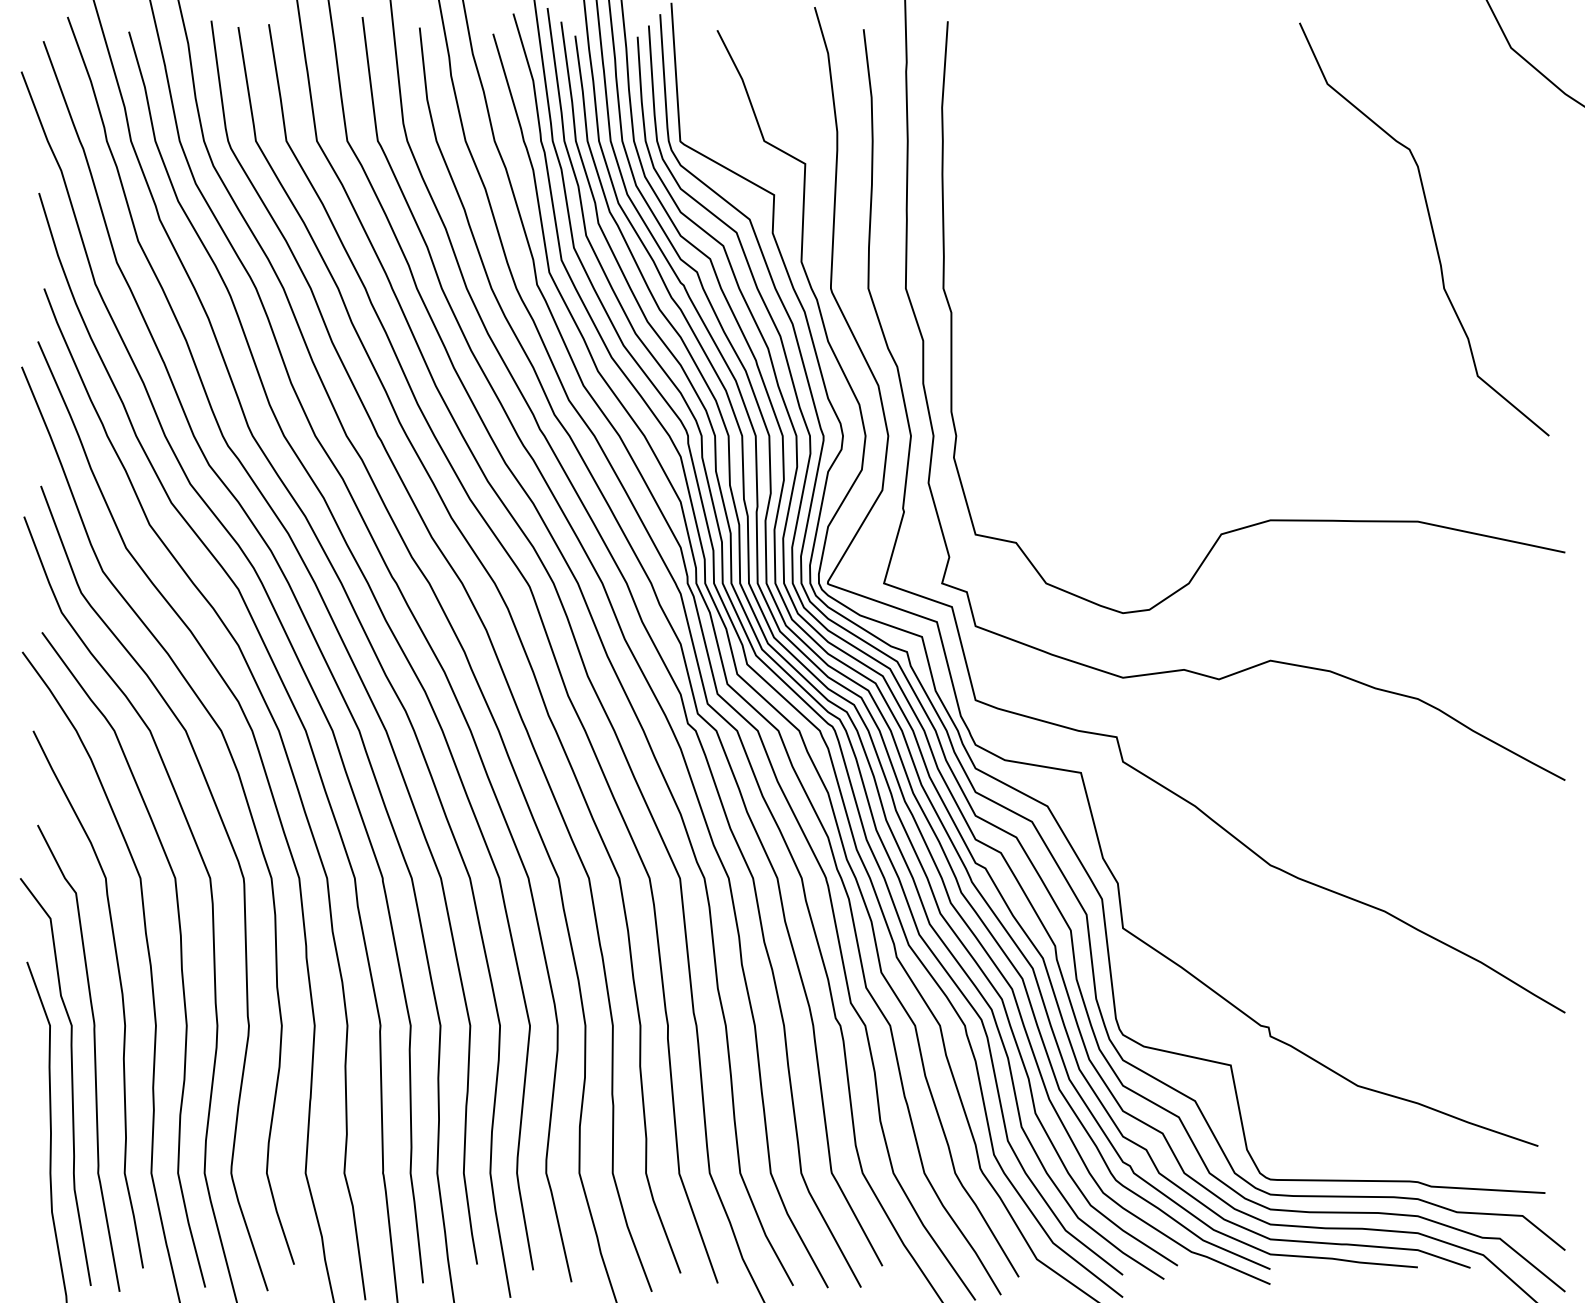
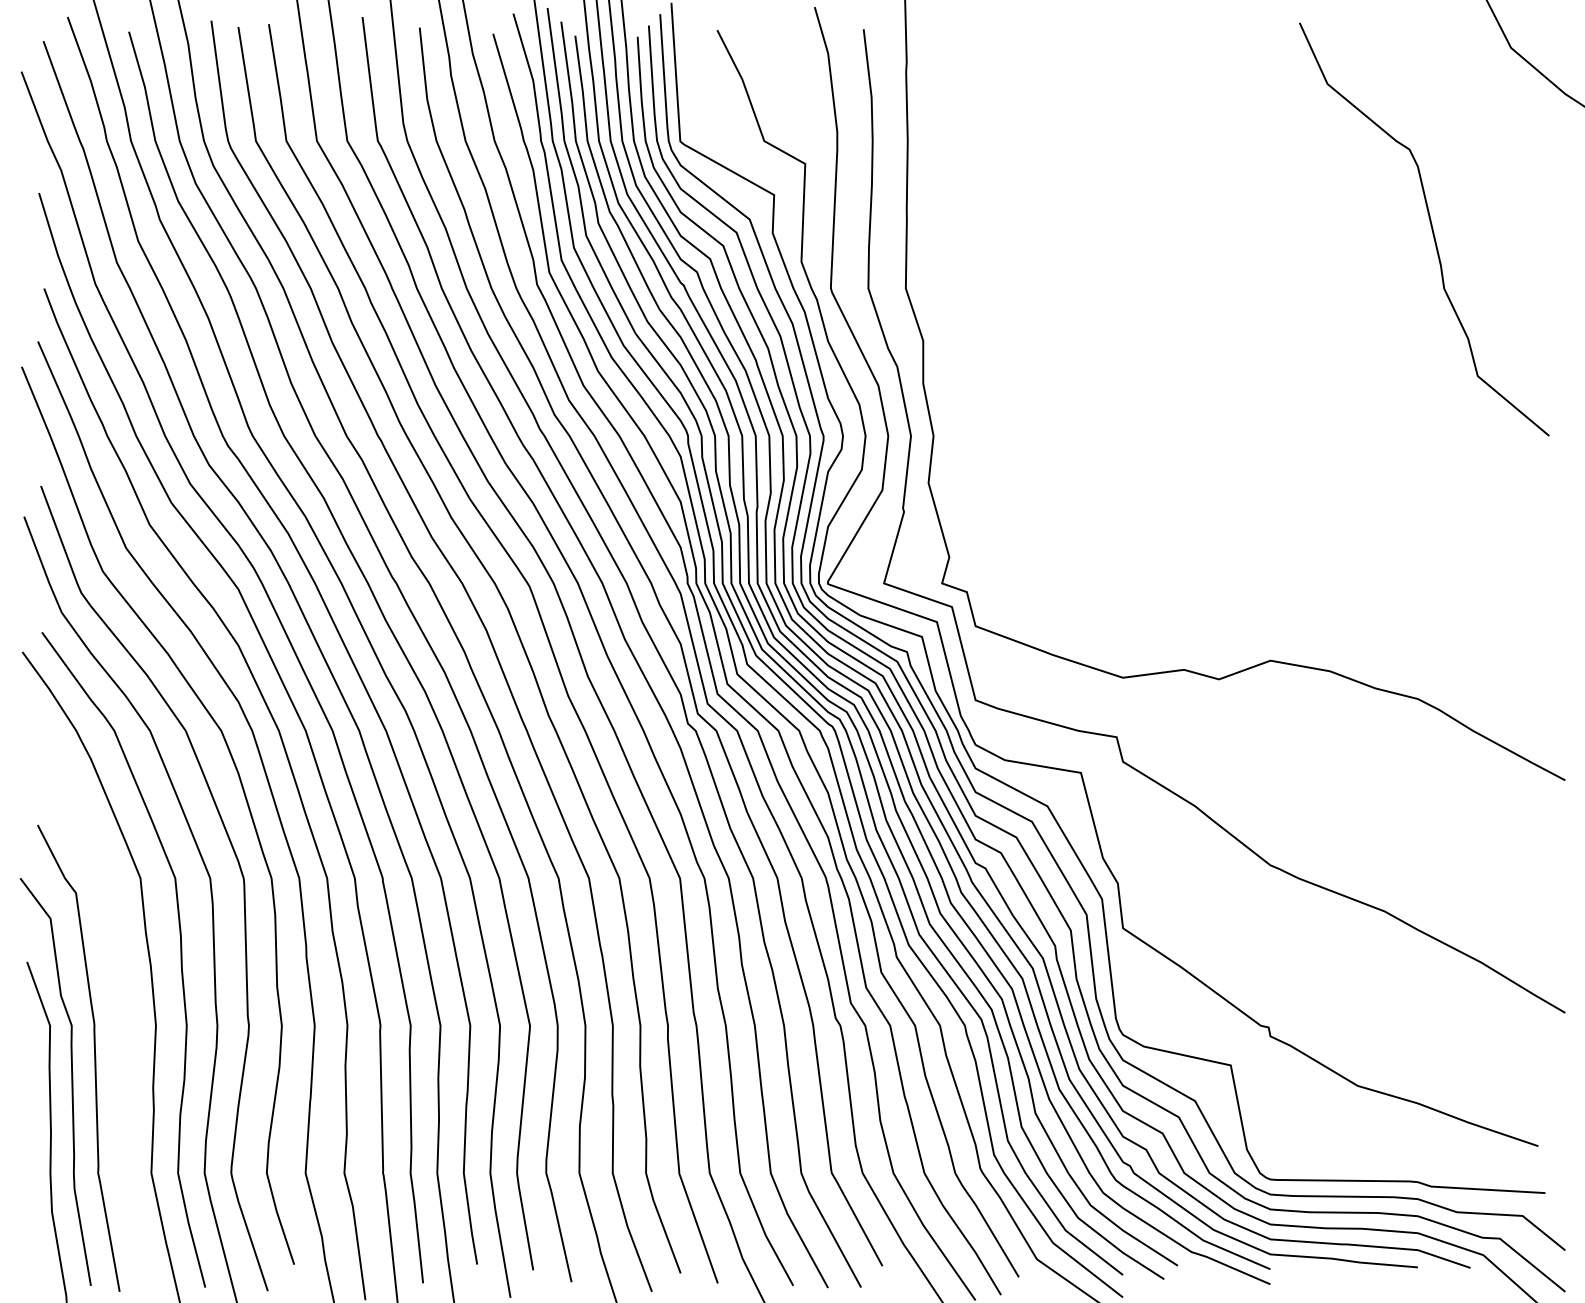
curve: present -> none (1269, 519)
curve: present -> none (121, 997)
